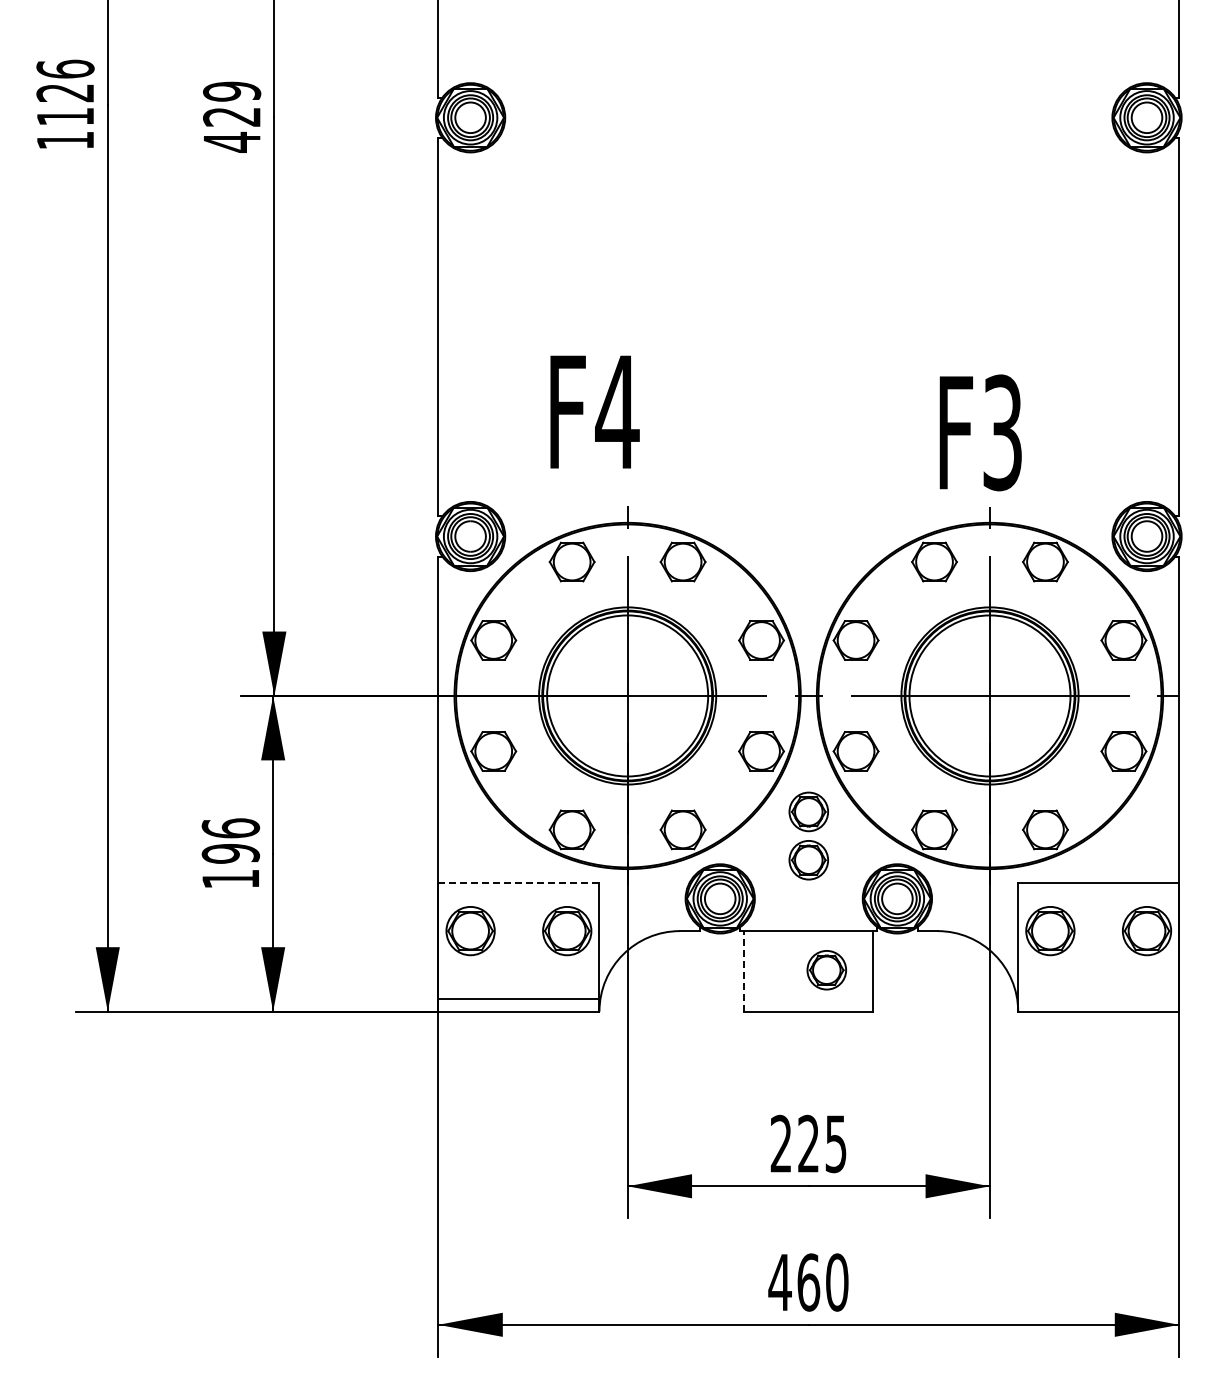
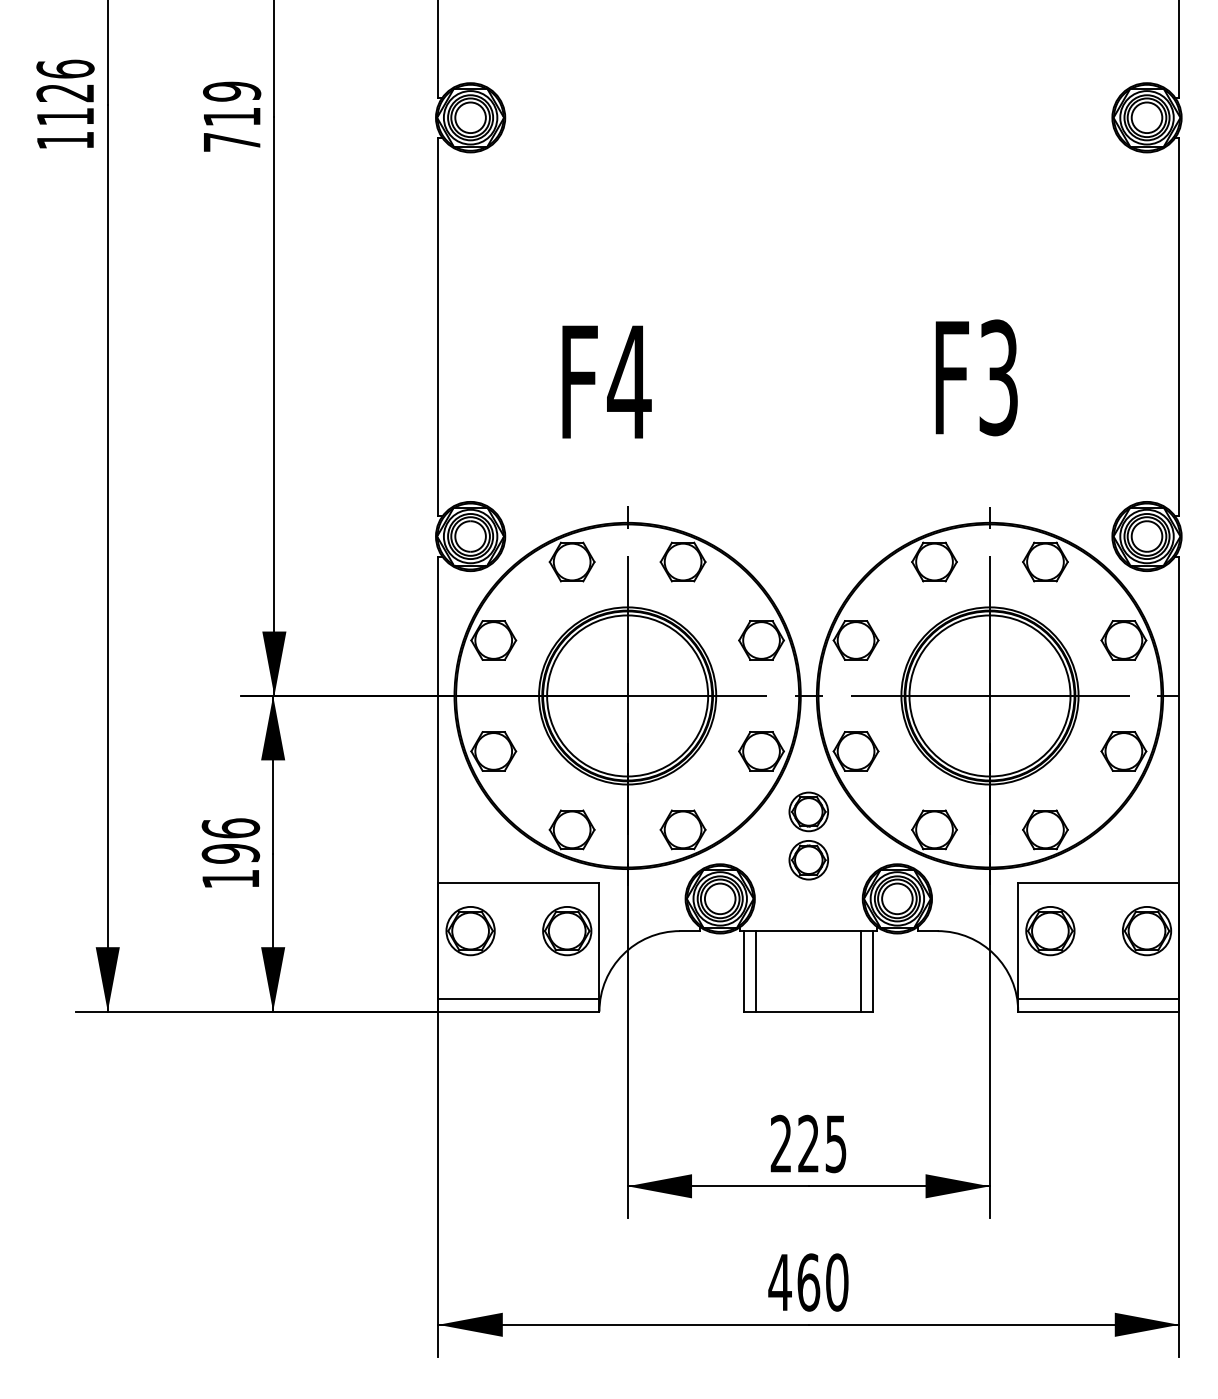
text: 429 -> 719 (231, 130)
text position: (594, 411) -> (606, 381) (606, 381)
text position: (980, 432) -> (976, 377) (976, 377)
line: dashed -> solid (518, 882)
line: dashed -> solid (744, 970)
part: present -> none (826, 970)
line: none -> present (756, 971)
line: none -> present (861, 971)
line: none -> present (1098, 998)
